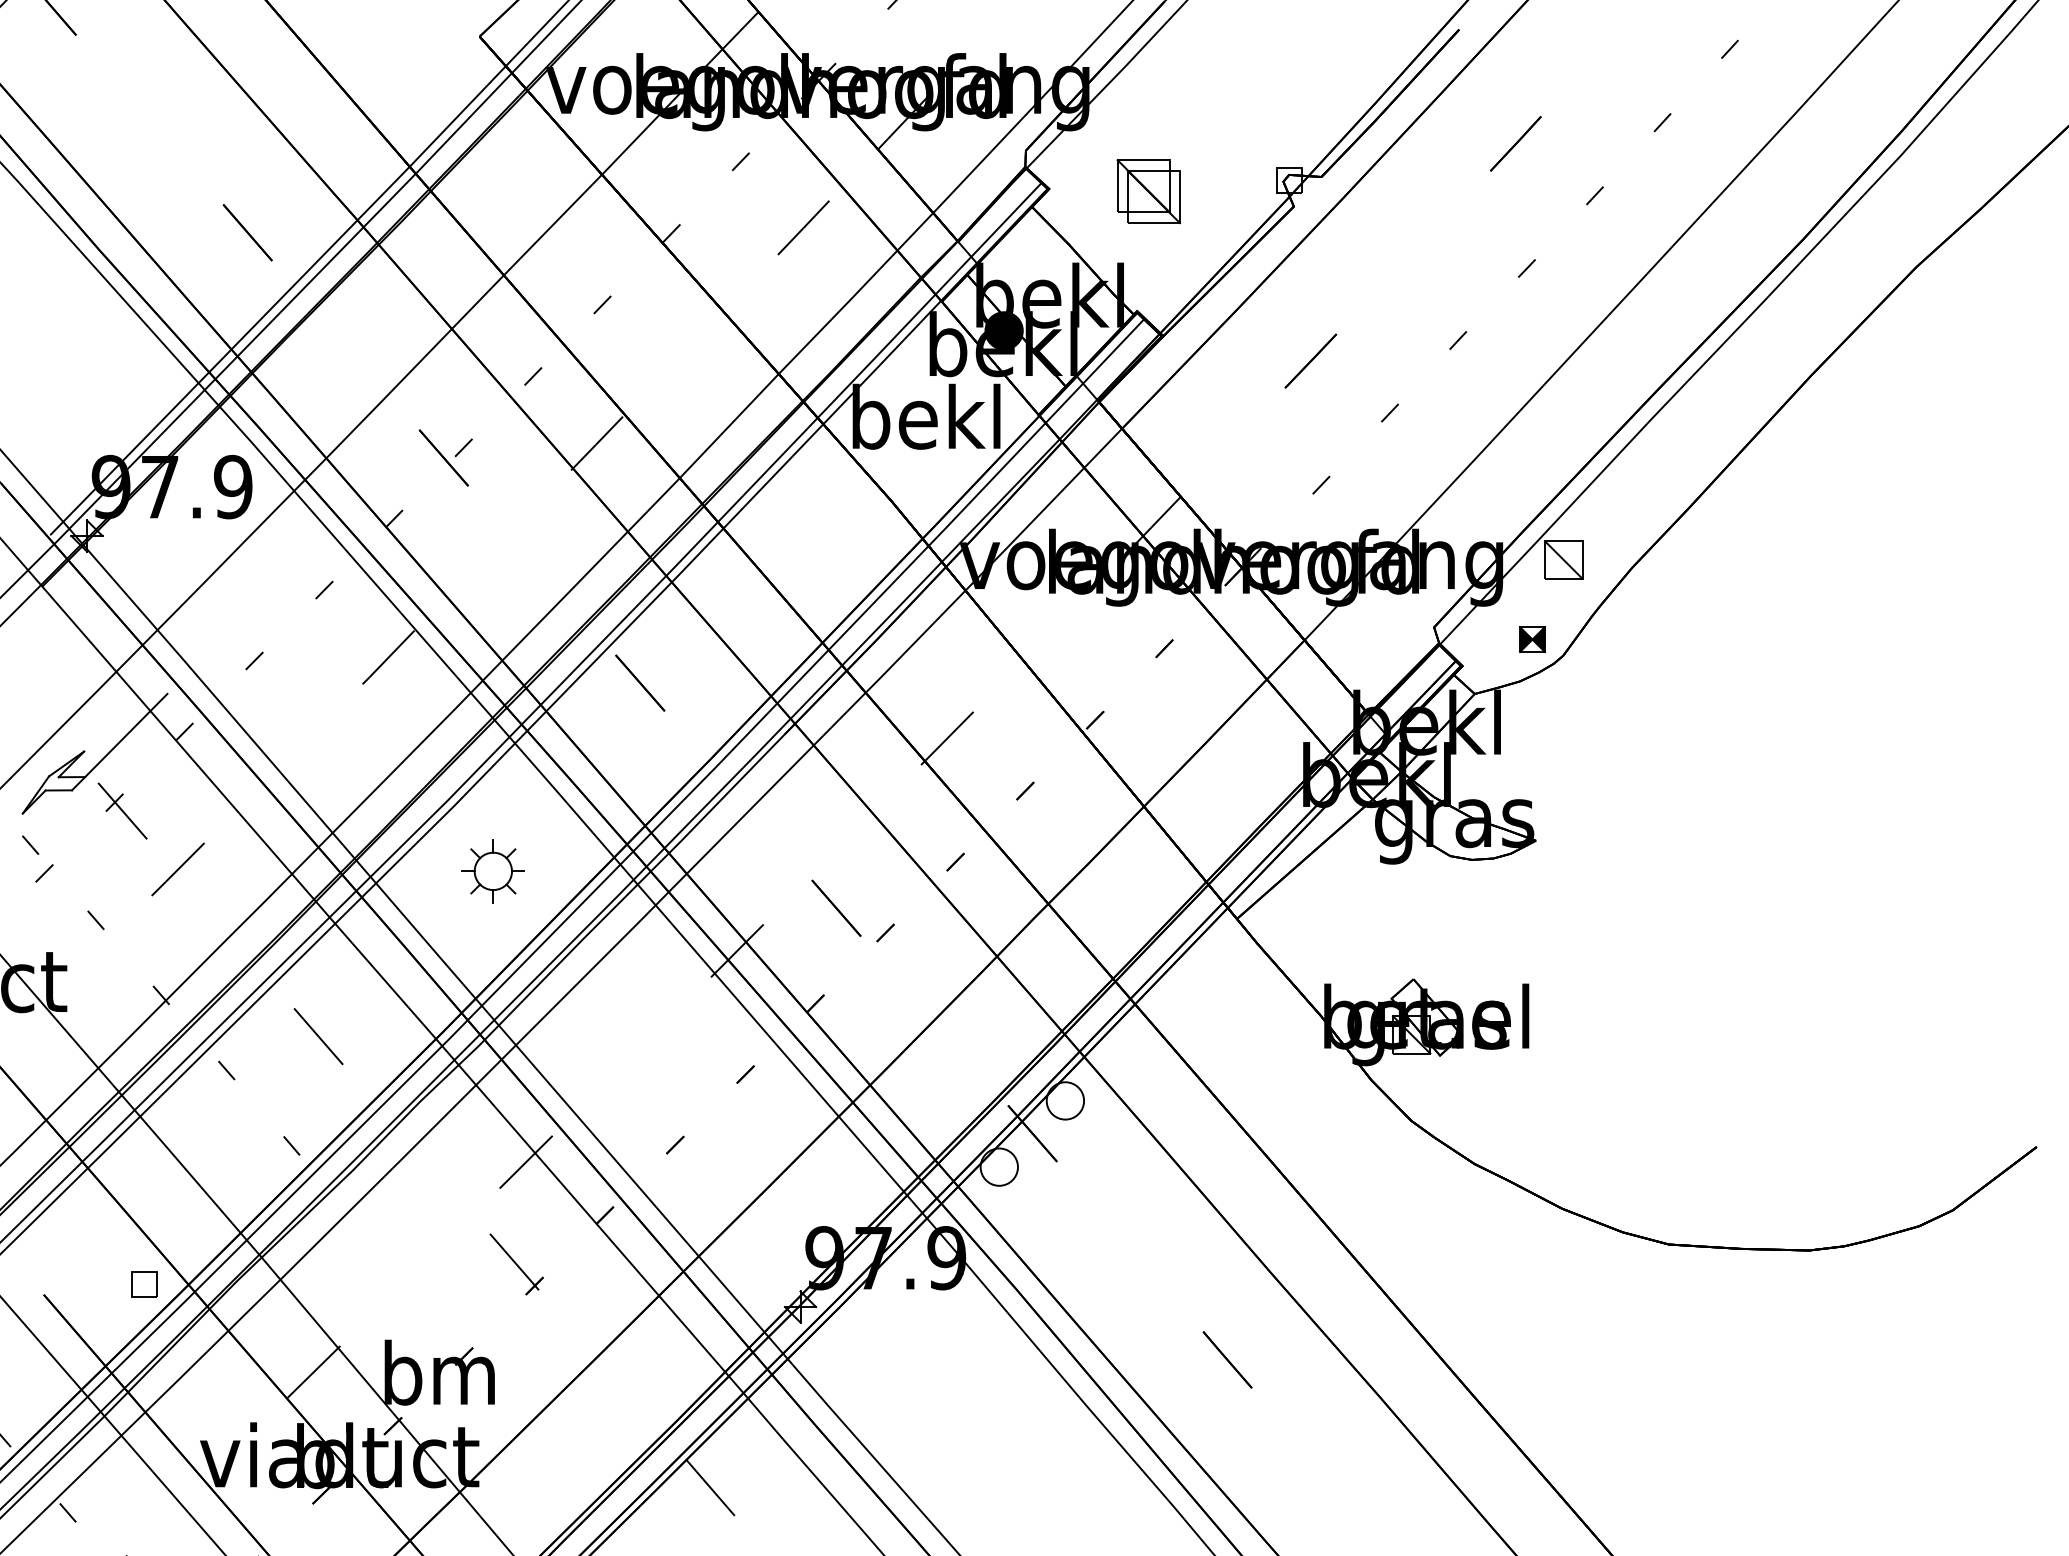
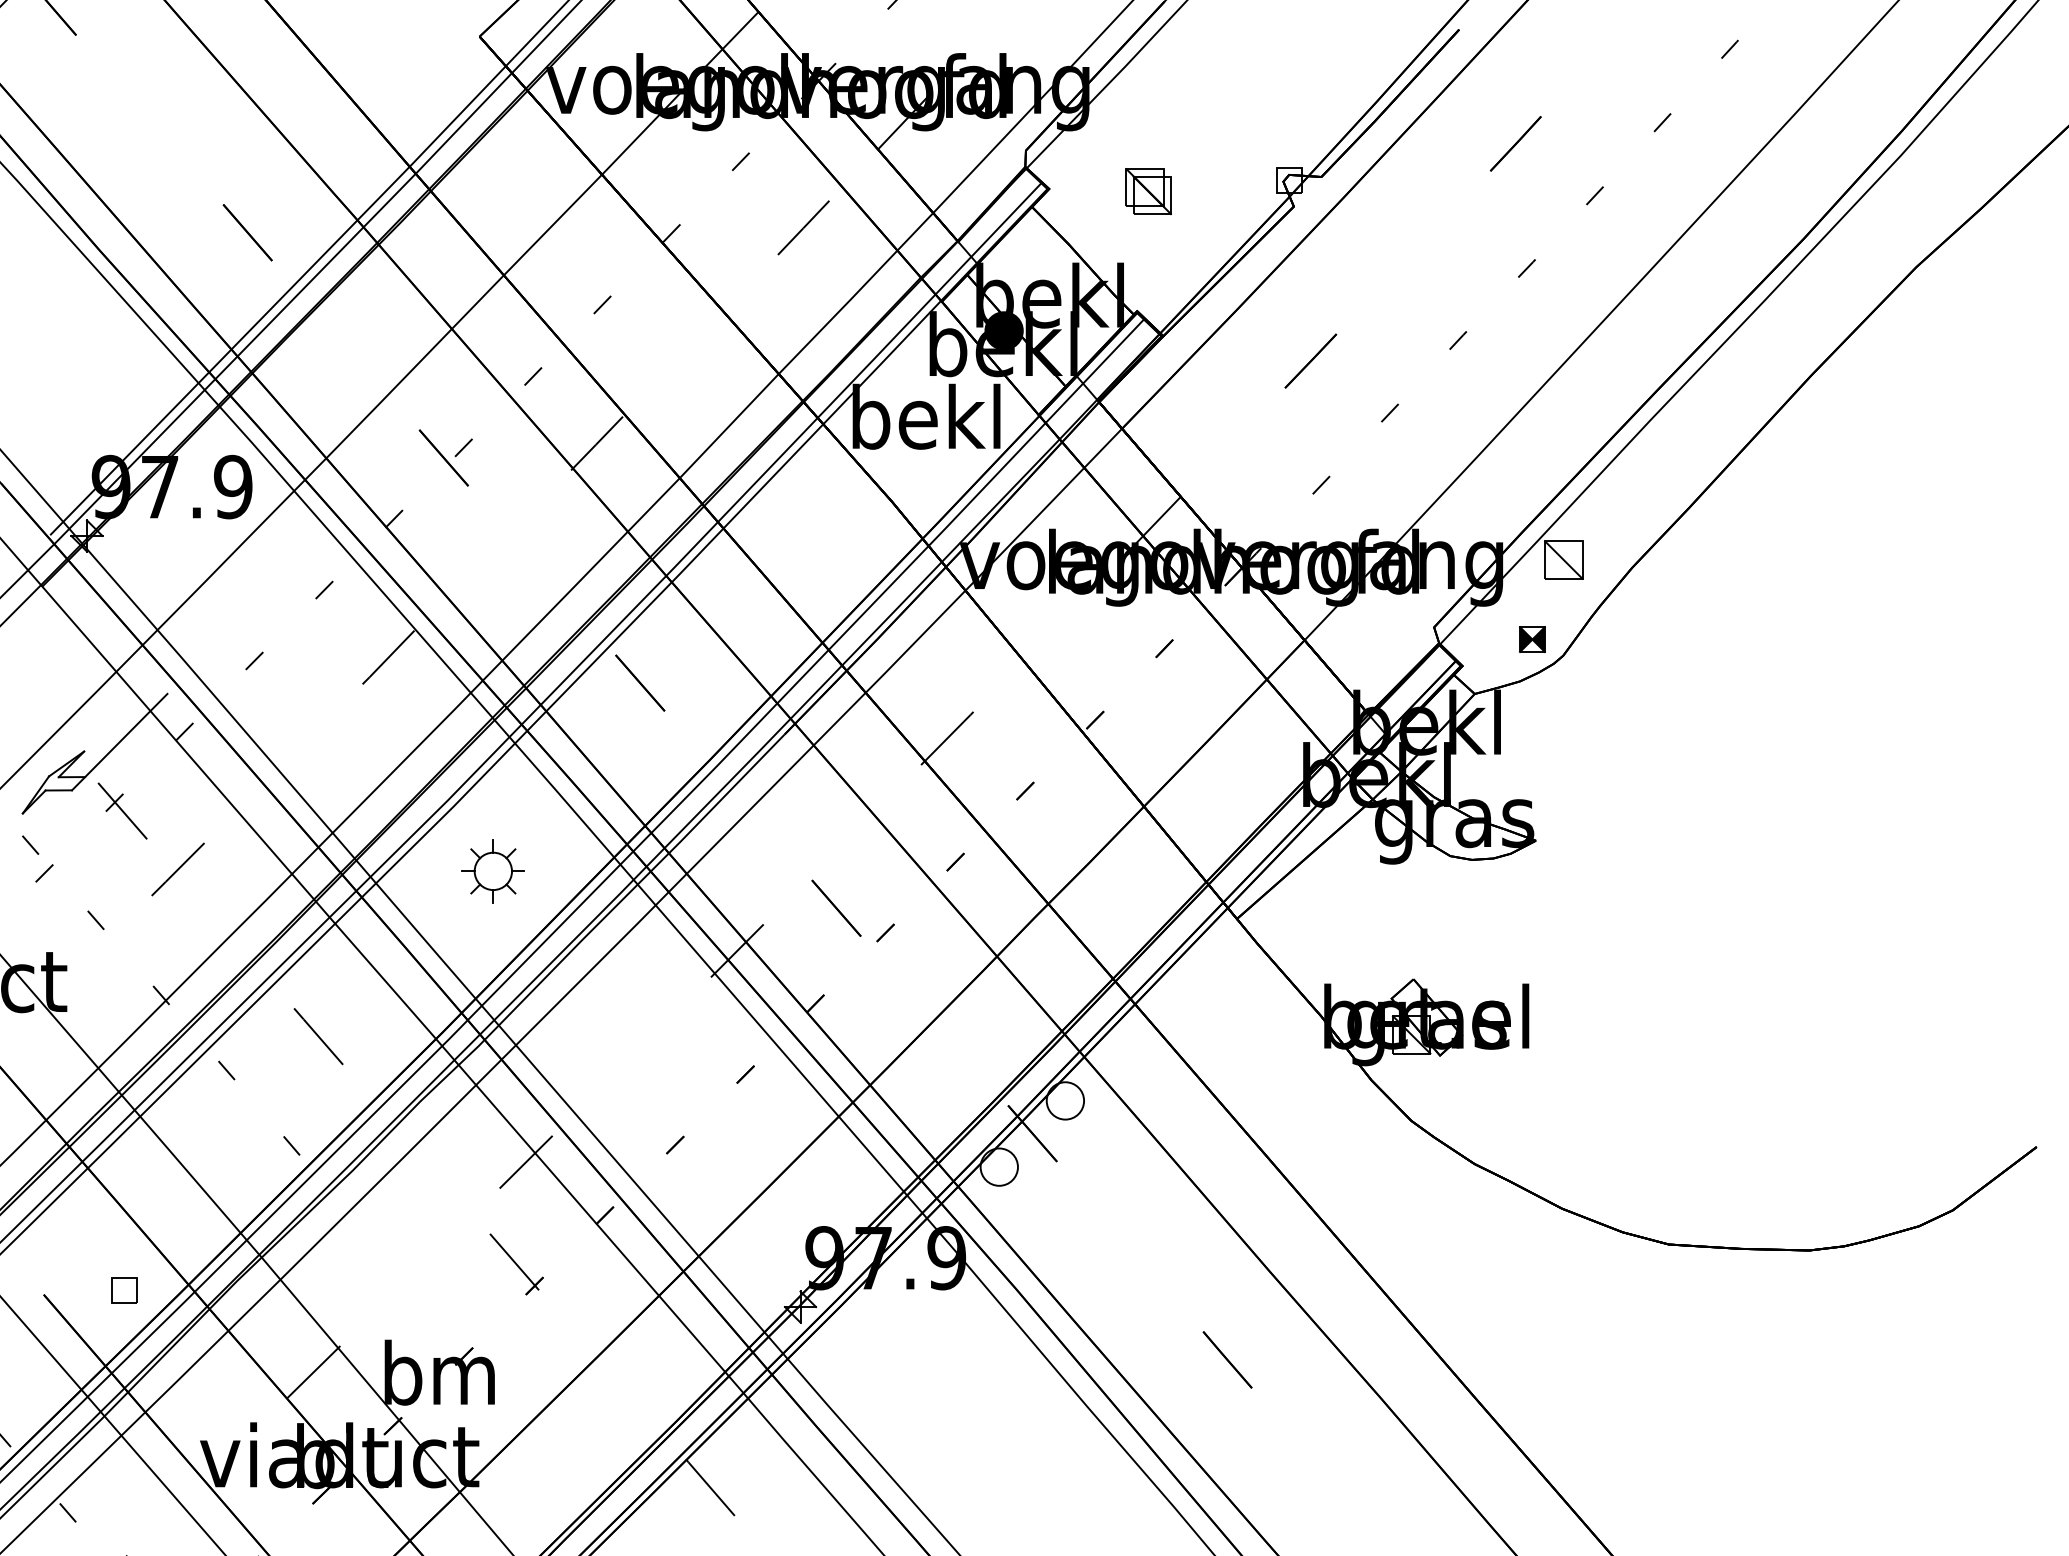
part size: 65x66 px -> 47x47 px (1148, 191)
part position: (144, 1284) -> (124, 1290) (124, 1290)
